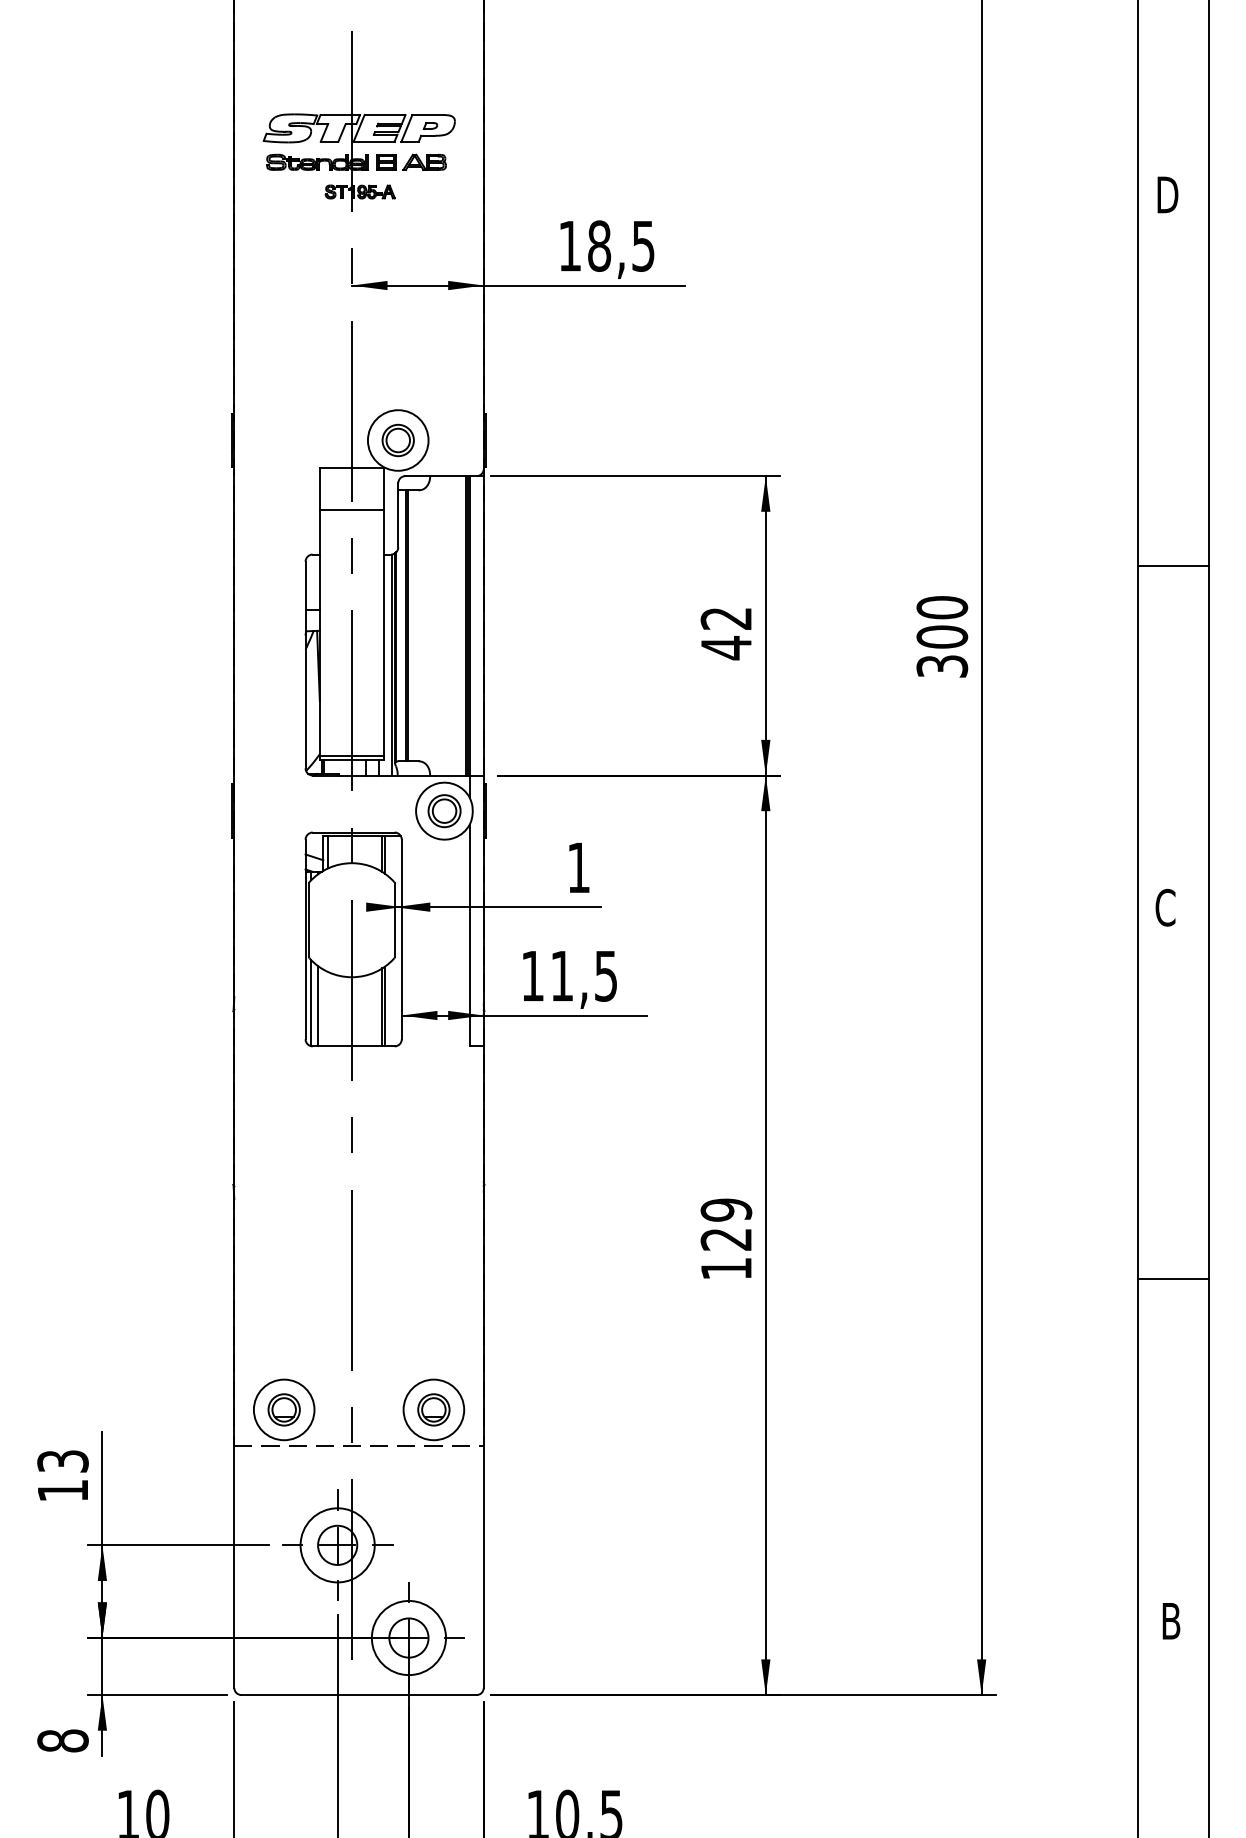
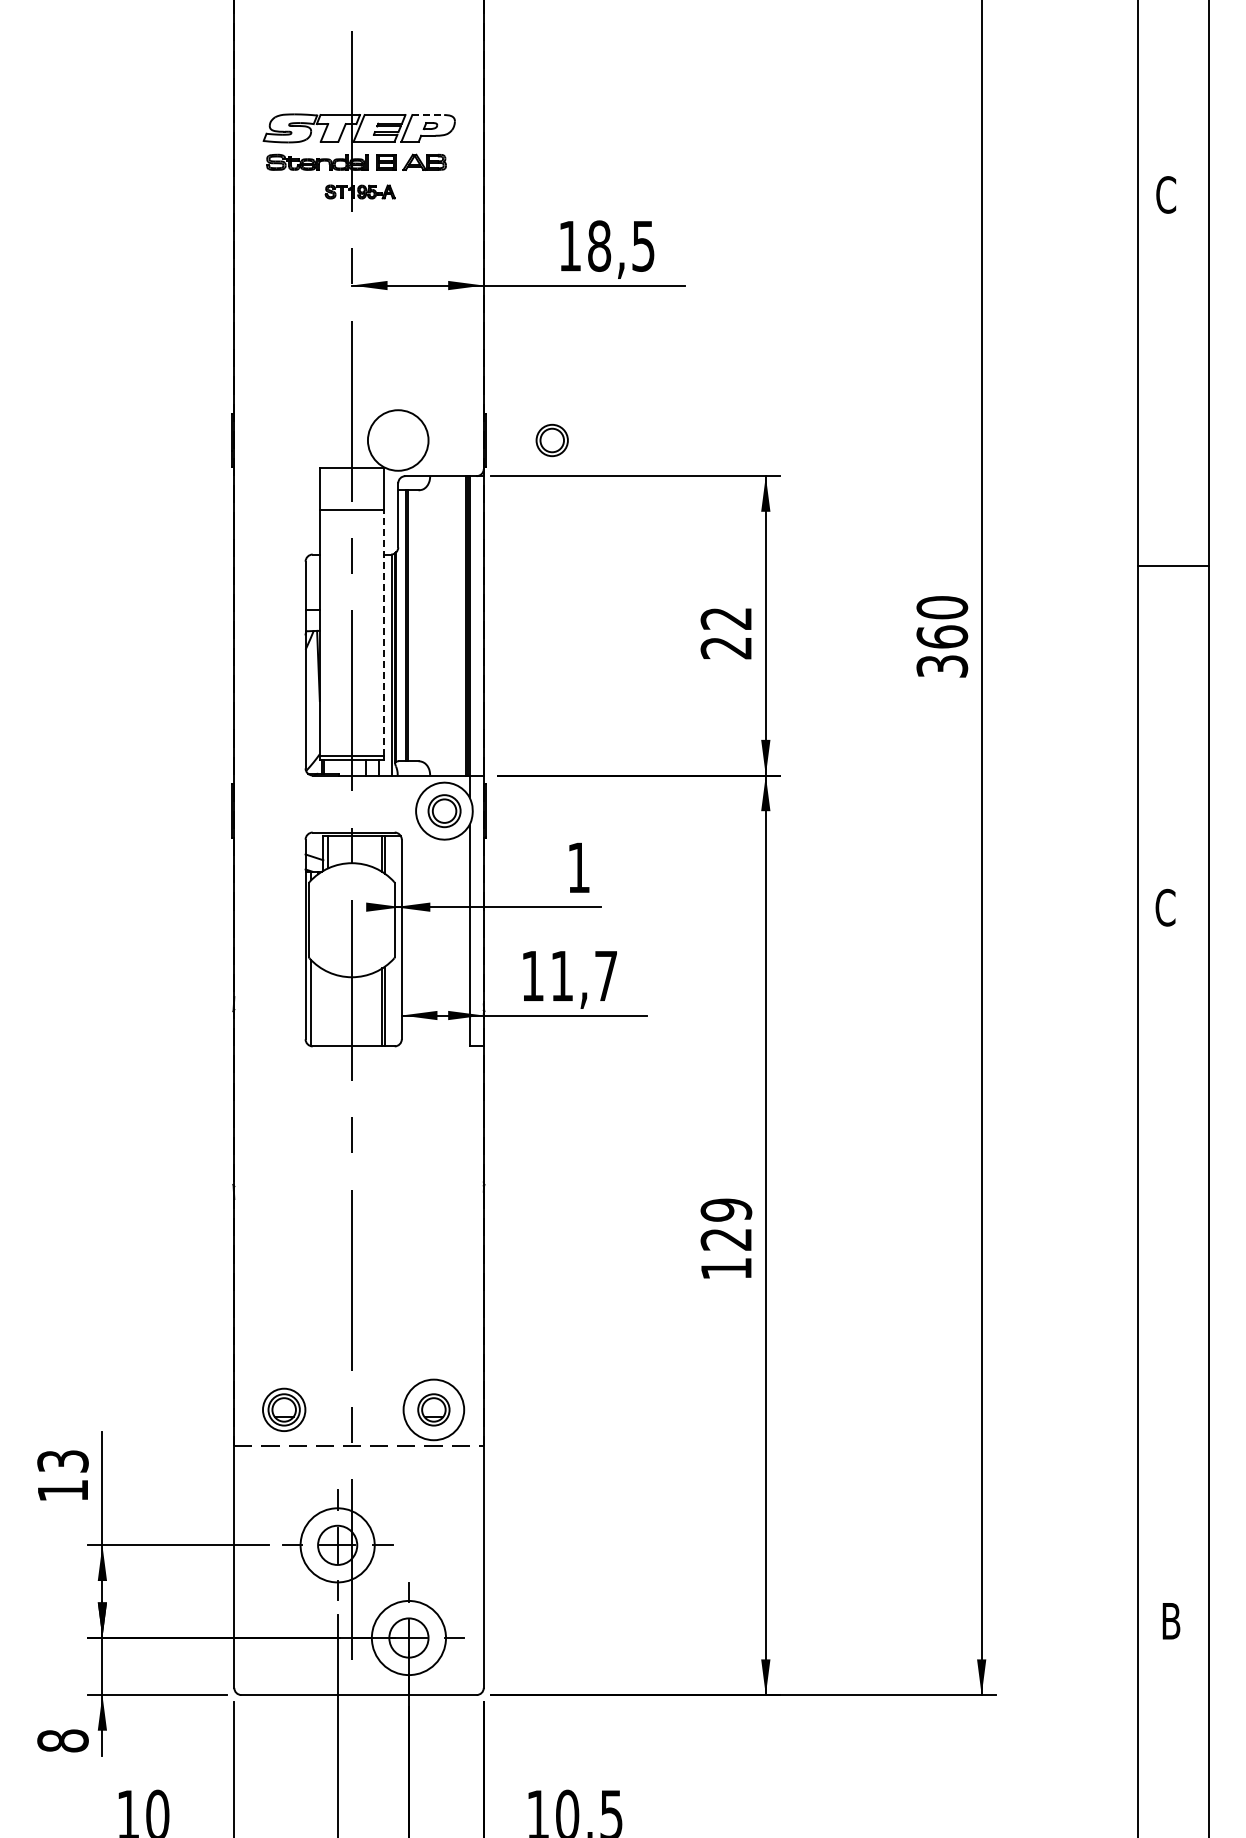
line: solid -> dashed (428, 115)
text: D -> C (1167, 194)
part position: (397, 440) -> (551, 440) (551, 440)
line: solid -> dashed (384, 633)
text: 300 -> 360 (942, 636)
text: 42 -> 22 (725, 648)
text: 11,5 -> 11,7 (605, 976)
line: present -> none (318, 1006)
line: present -> none (1172, 1278)
circle diameter: 61 px -> 42 px (284, 1409)
